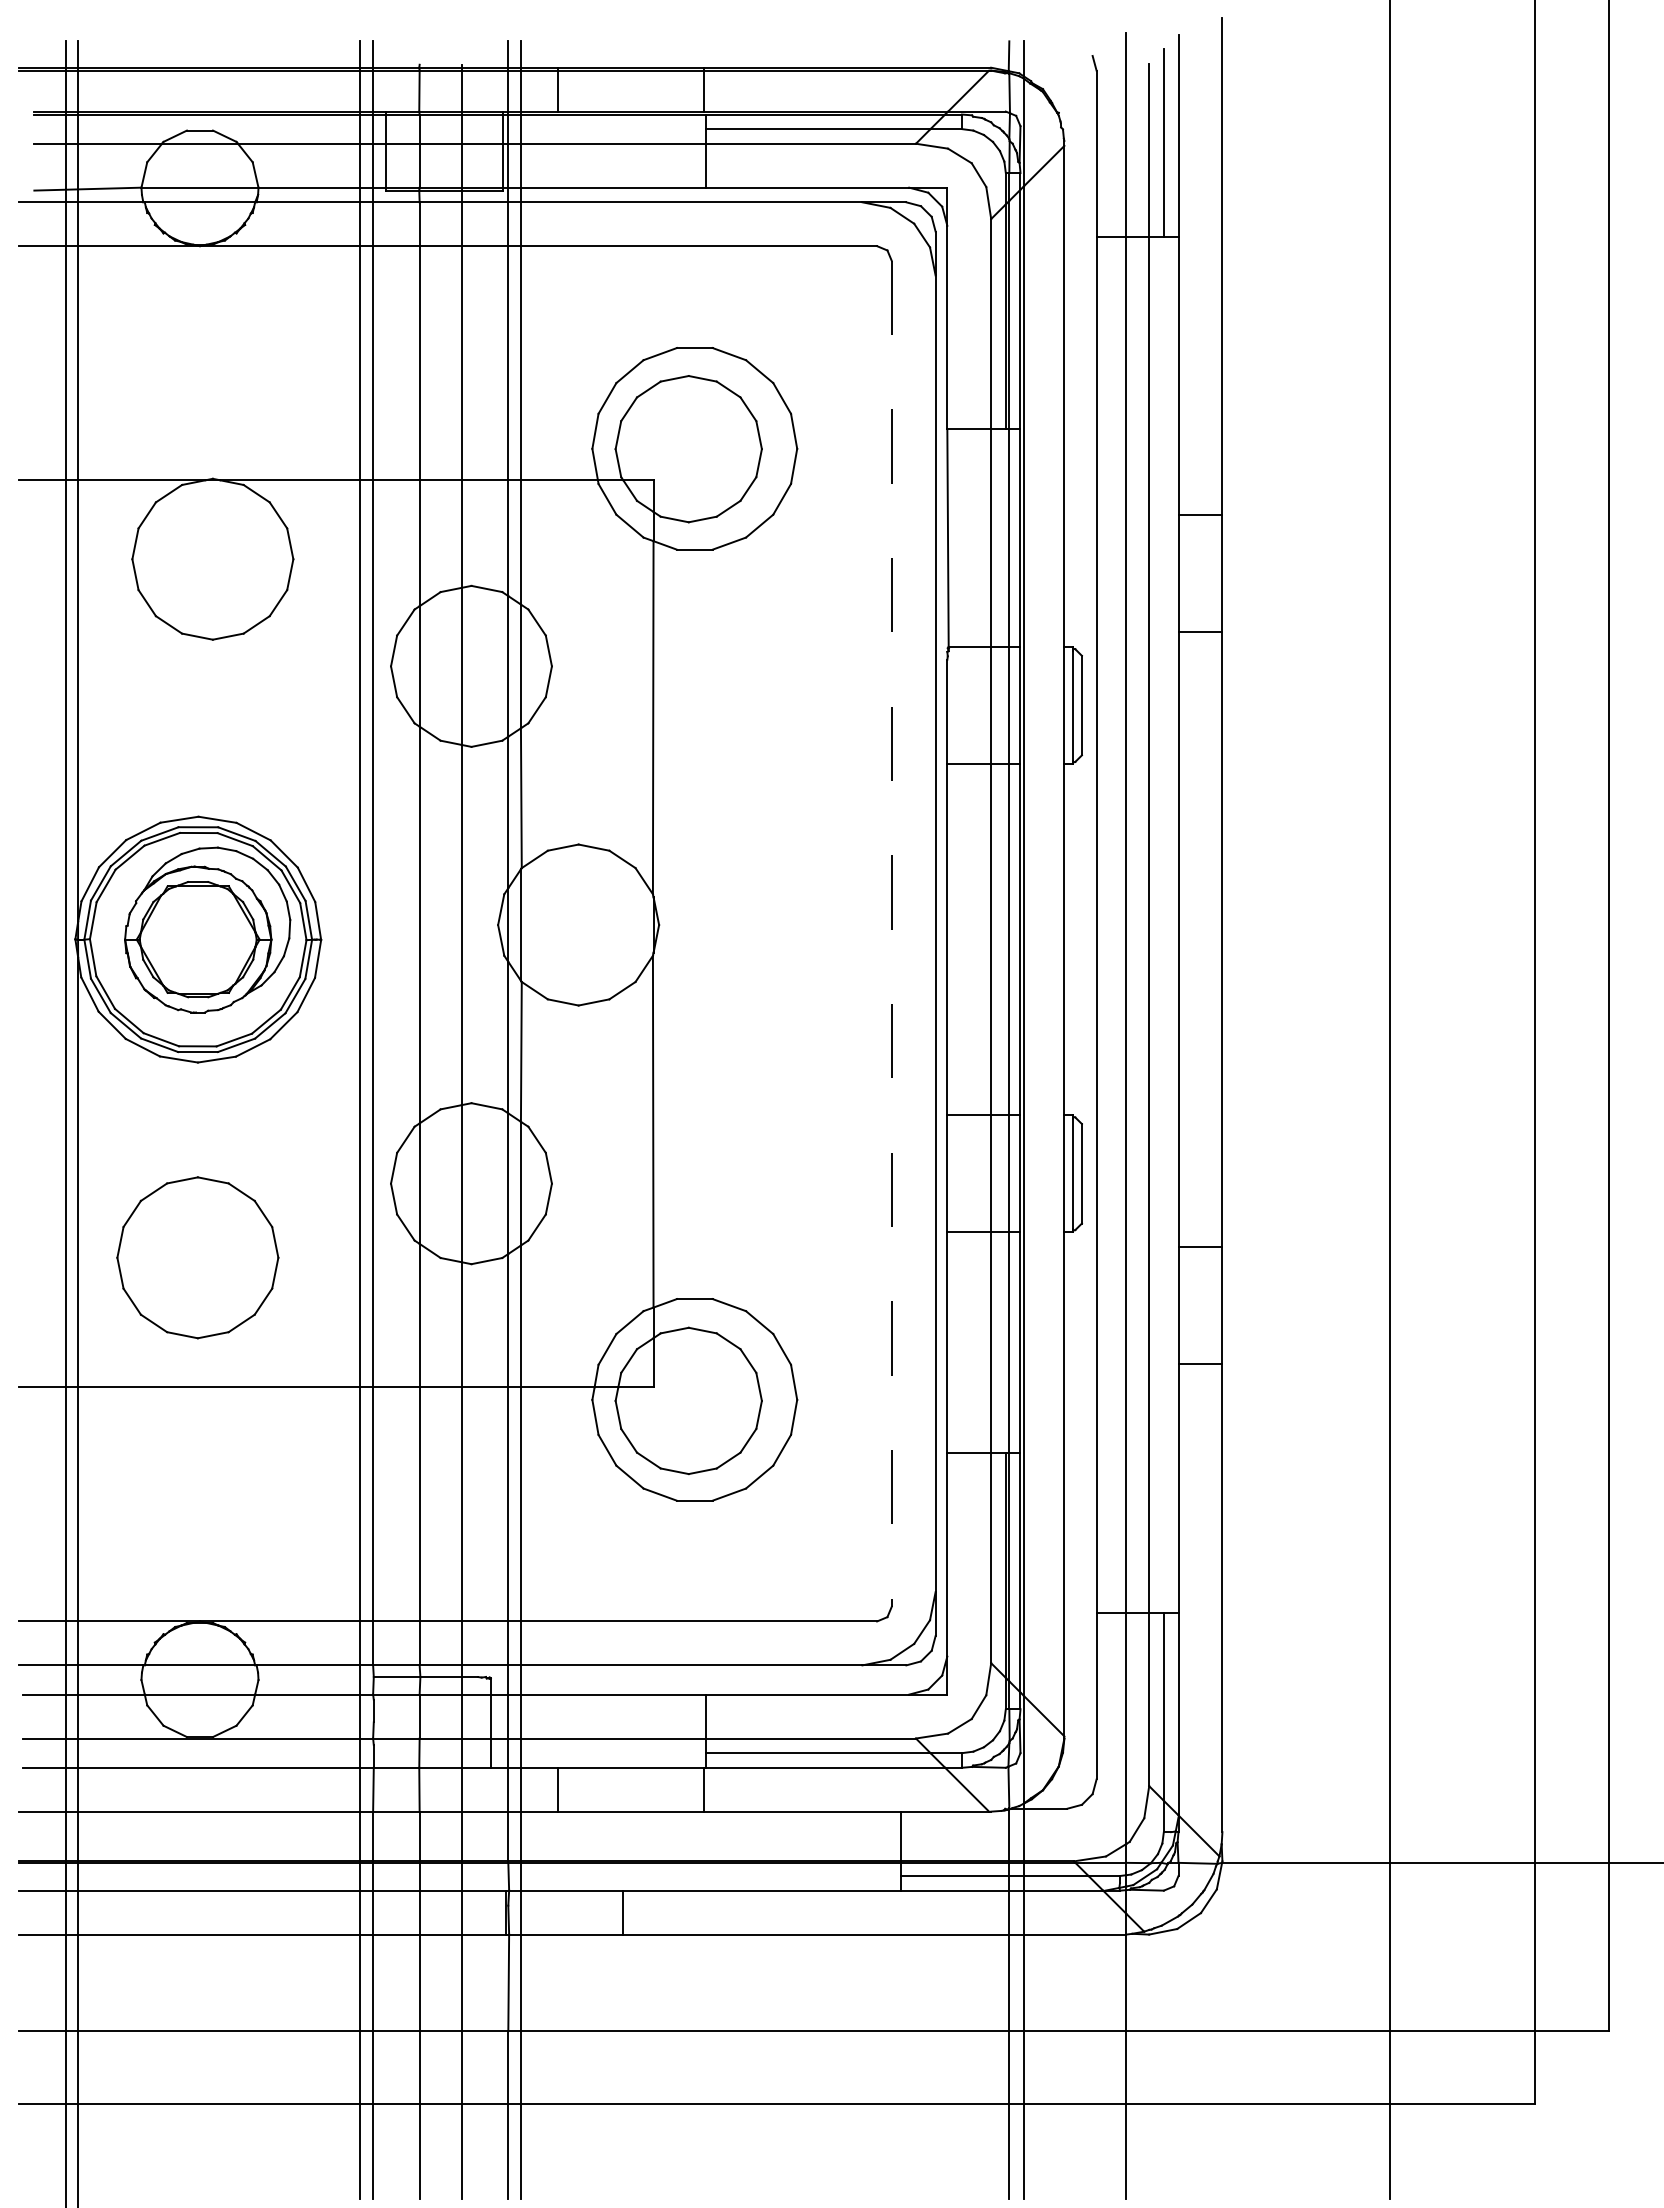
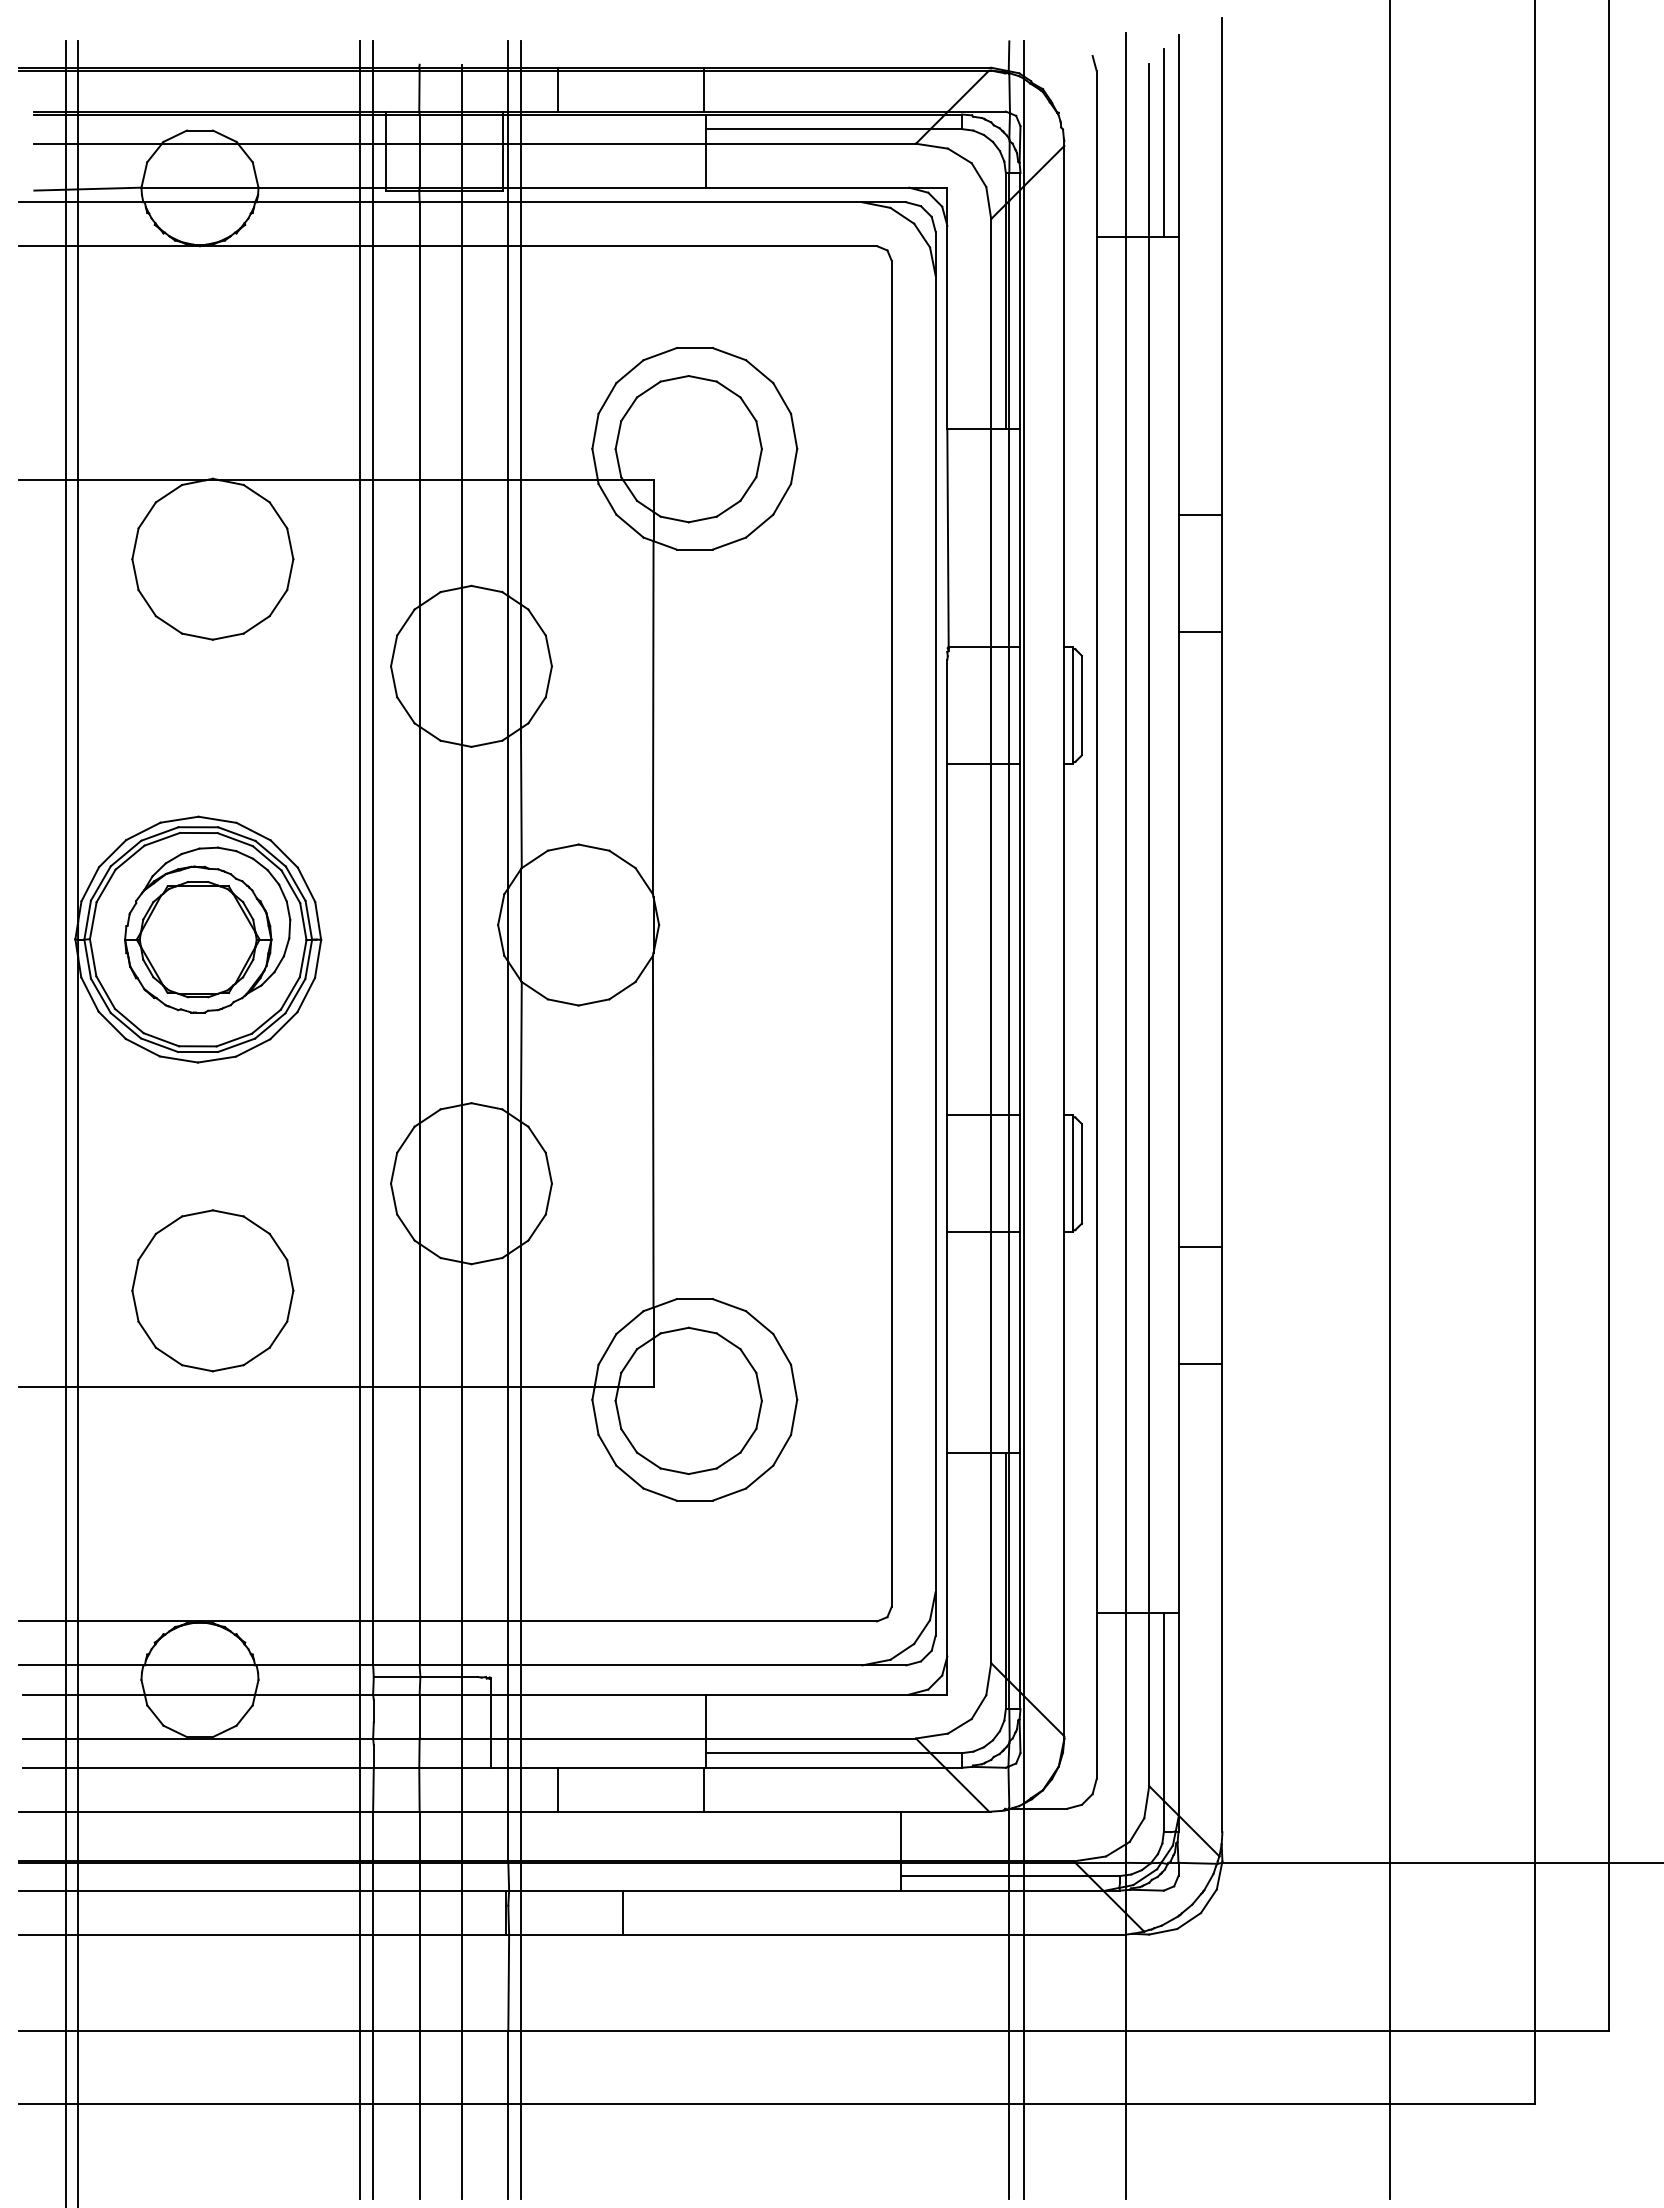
line: dashed -> solid (891, 933)
part position: (197, 1257) -> (212, 1290) (212, 1290)
